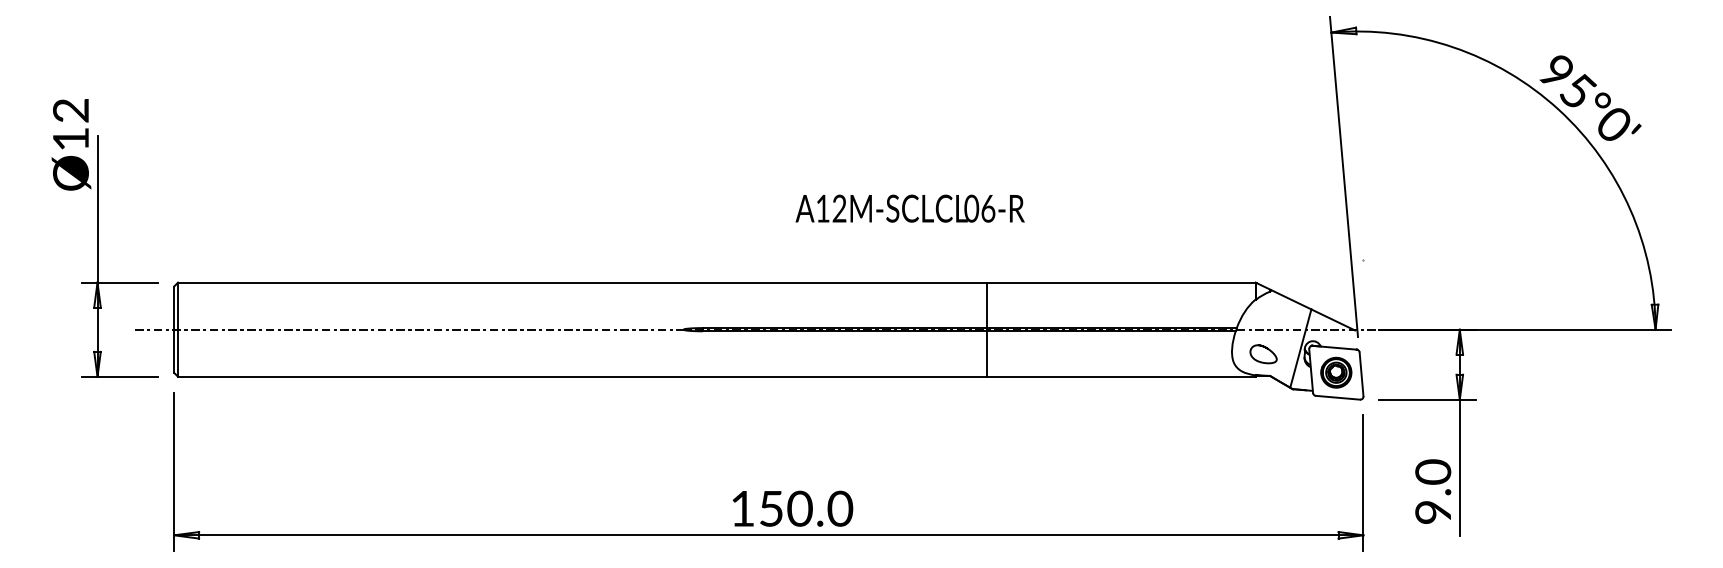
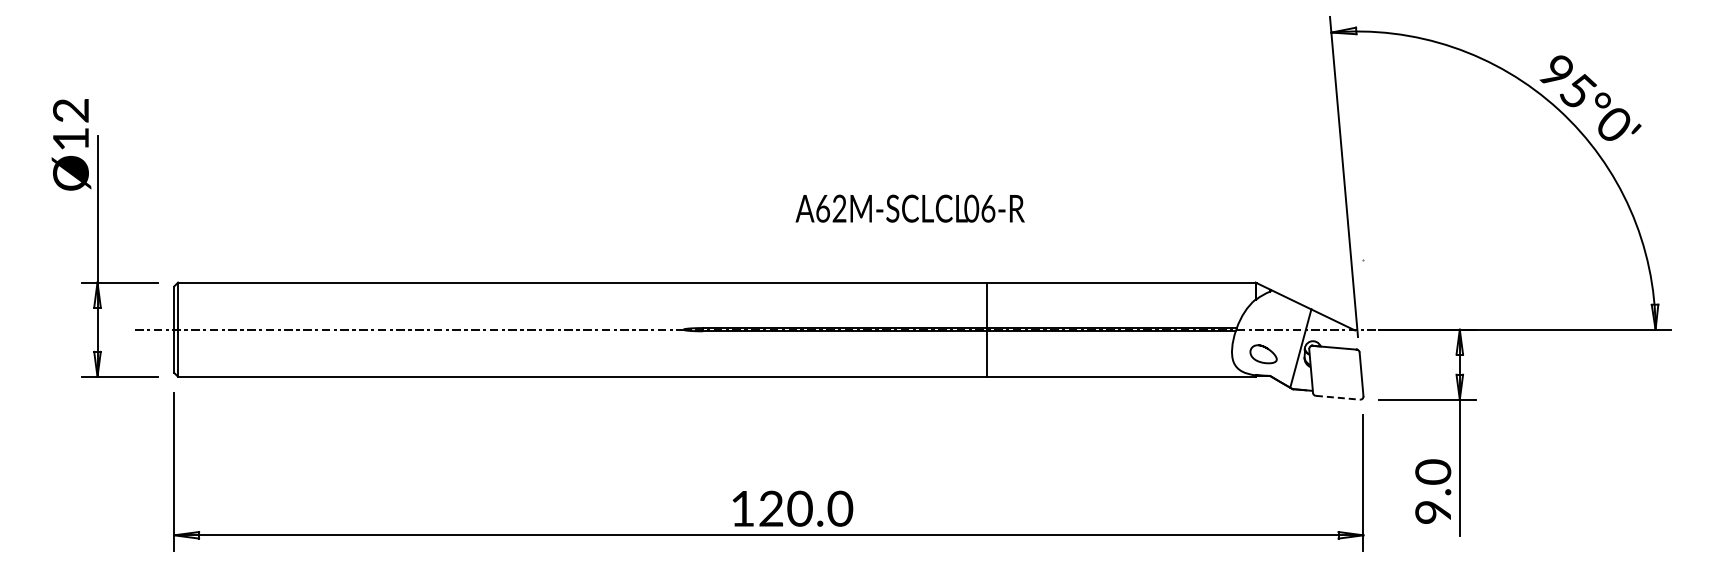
text: A12M-SCLCL -> A62M-SCLCL (822, 208)
part: present -> none (1336, 372)
line: solid -> dashed (1338, 397)
text: 150.0 -> 120.0 (770, 508)
